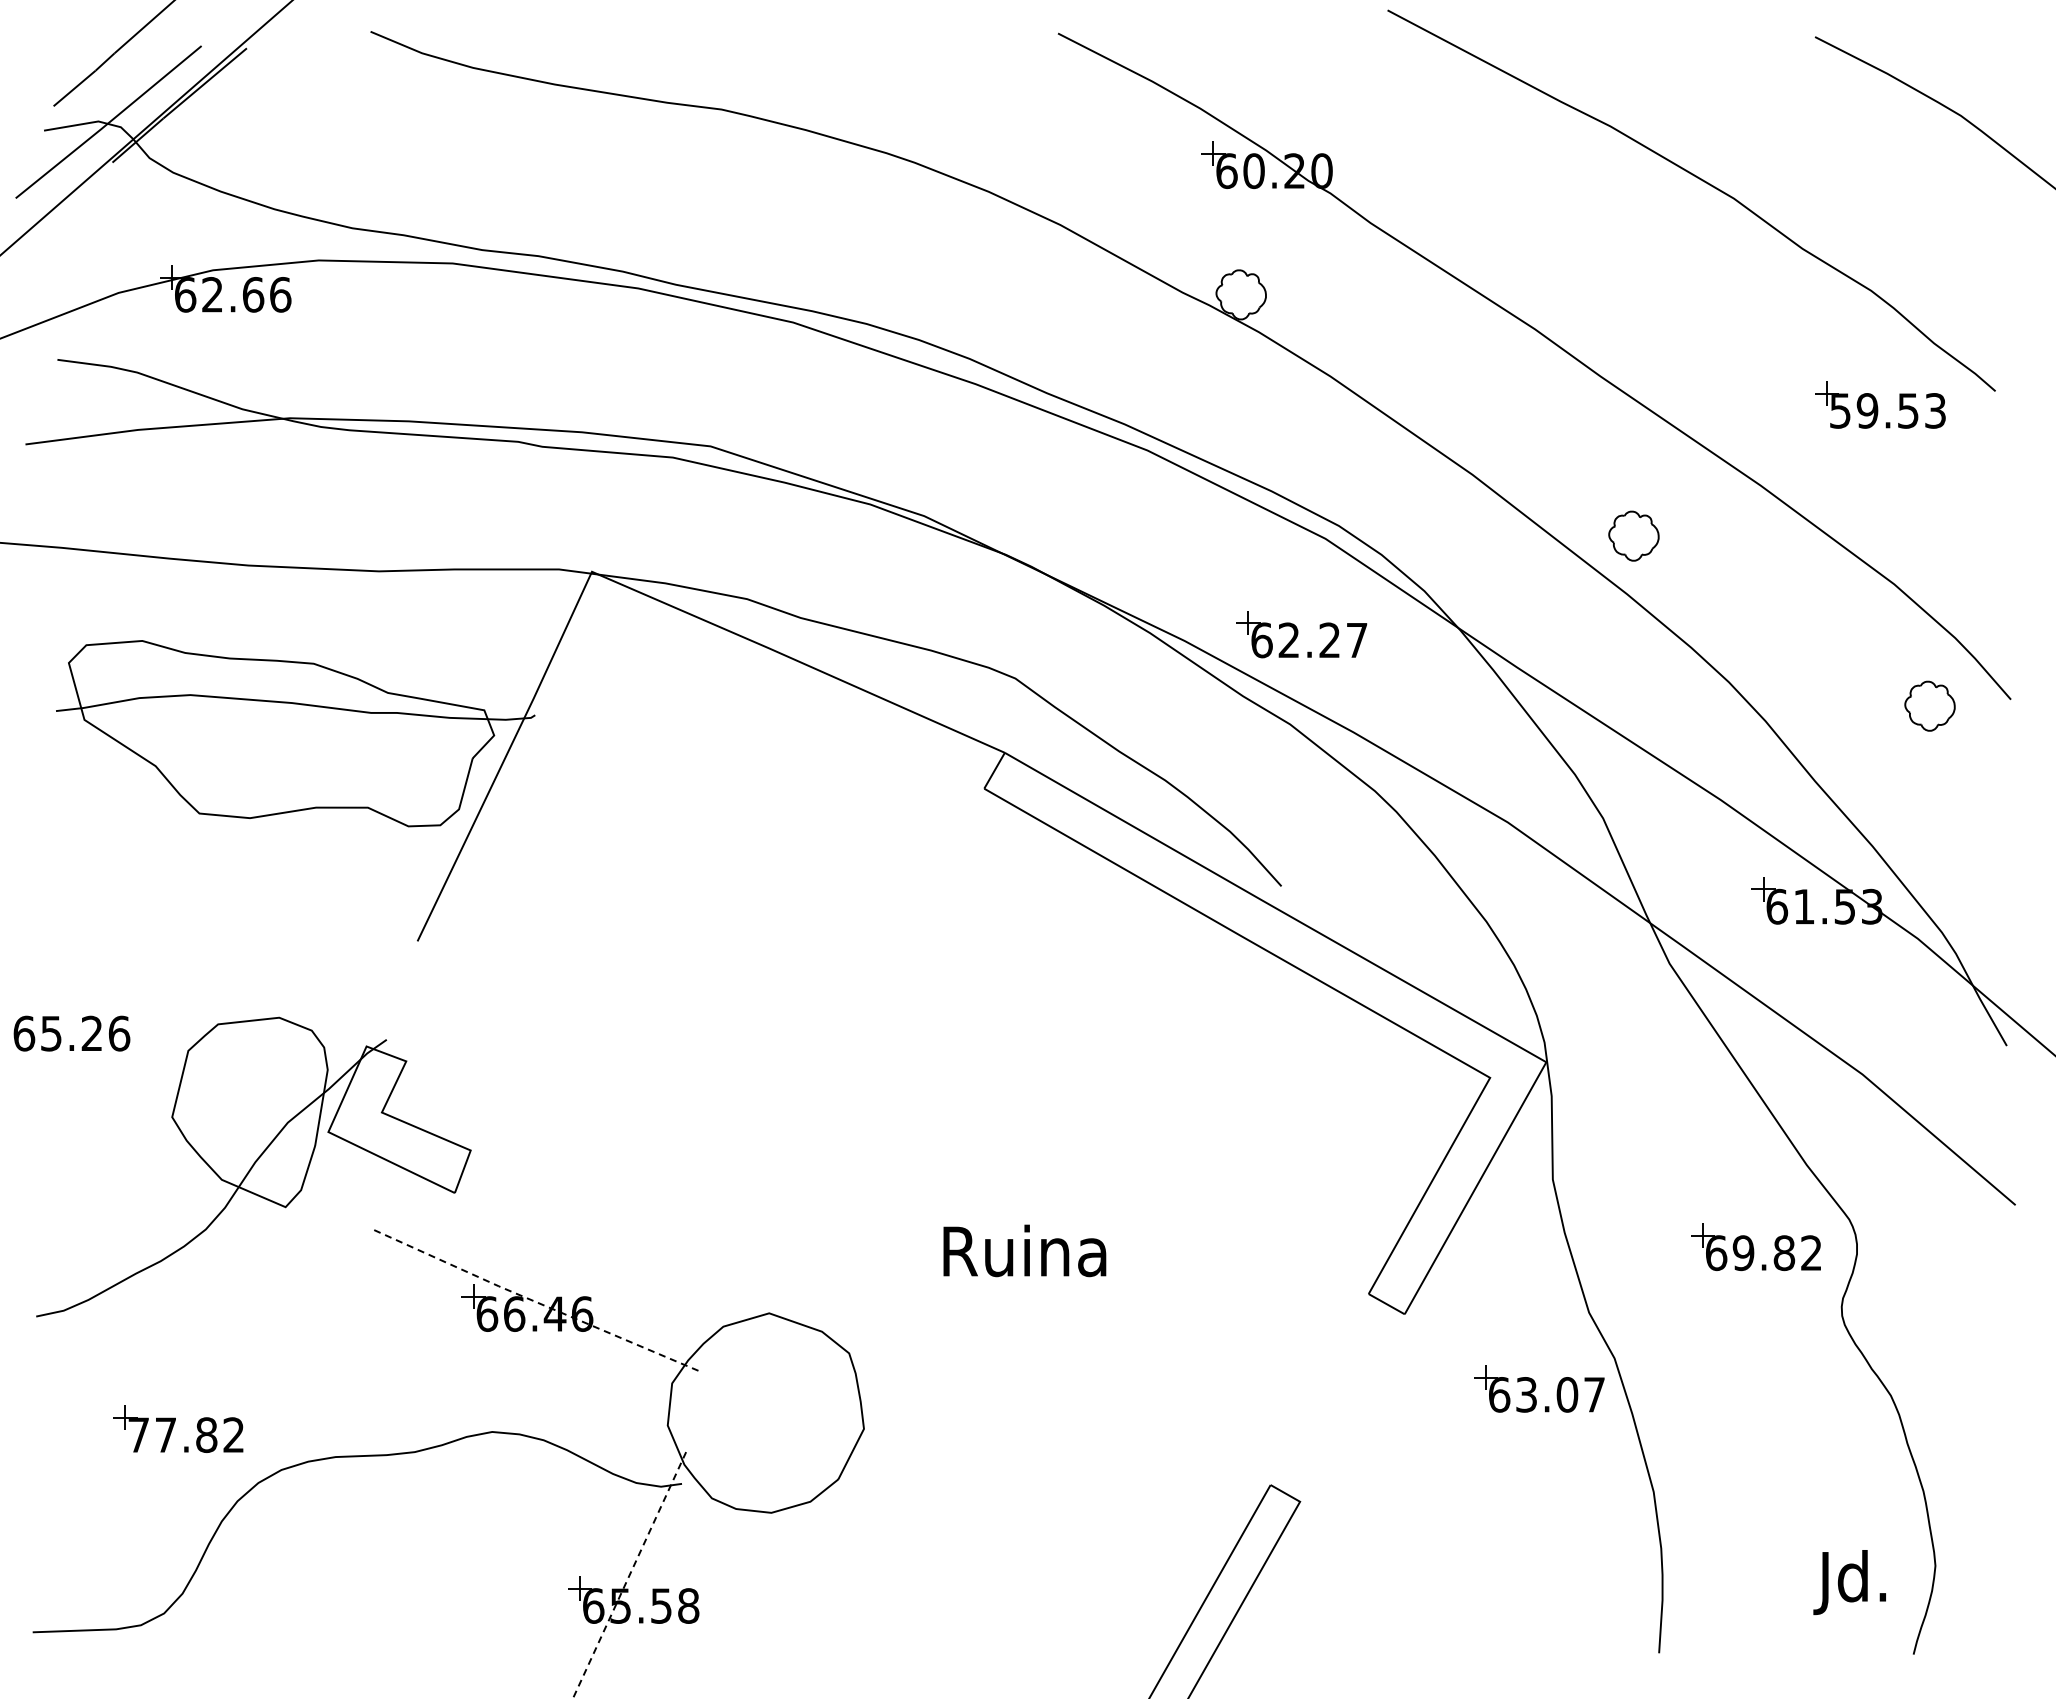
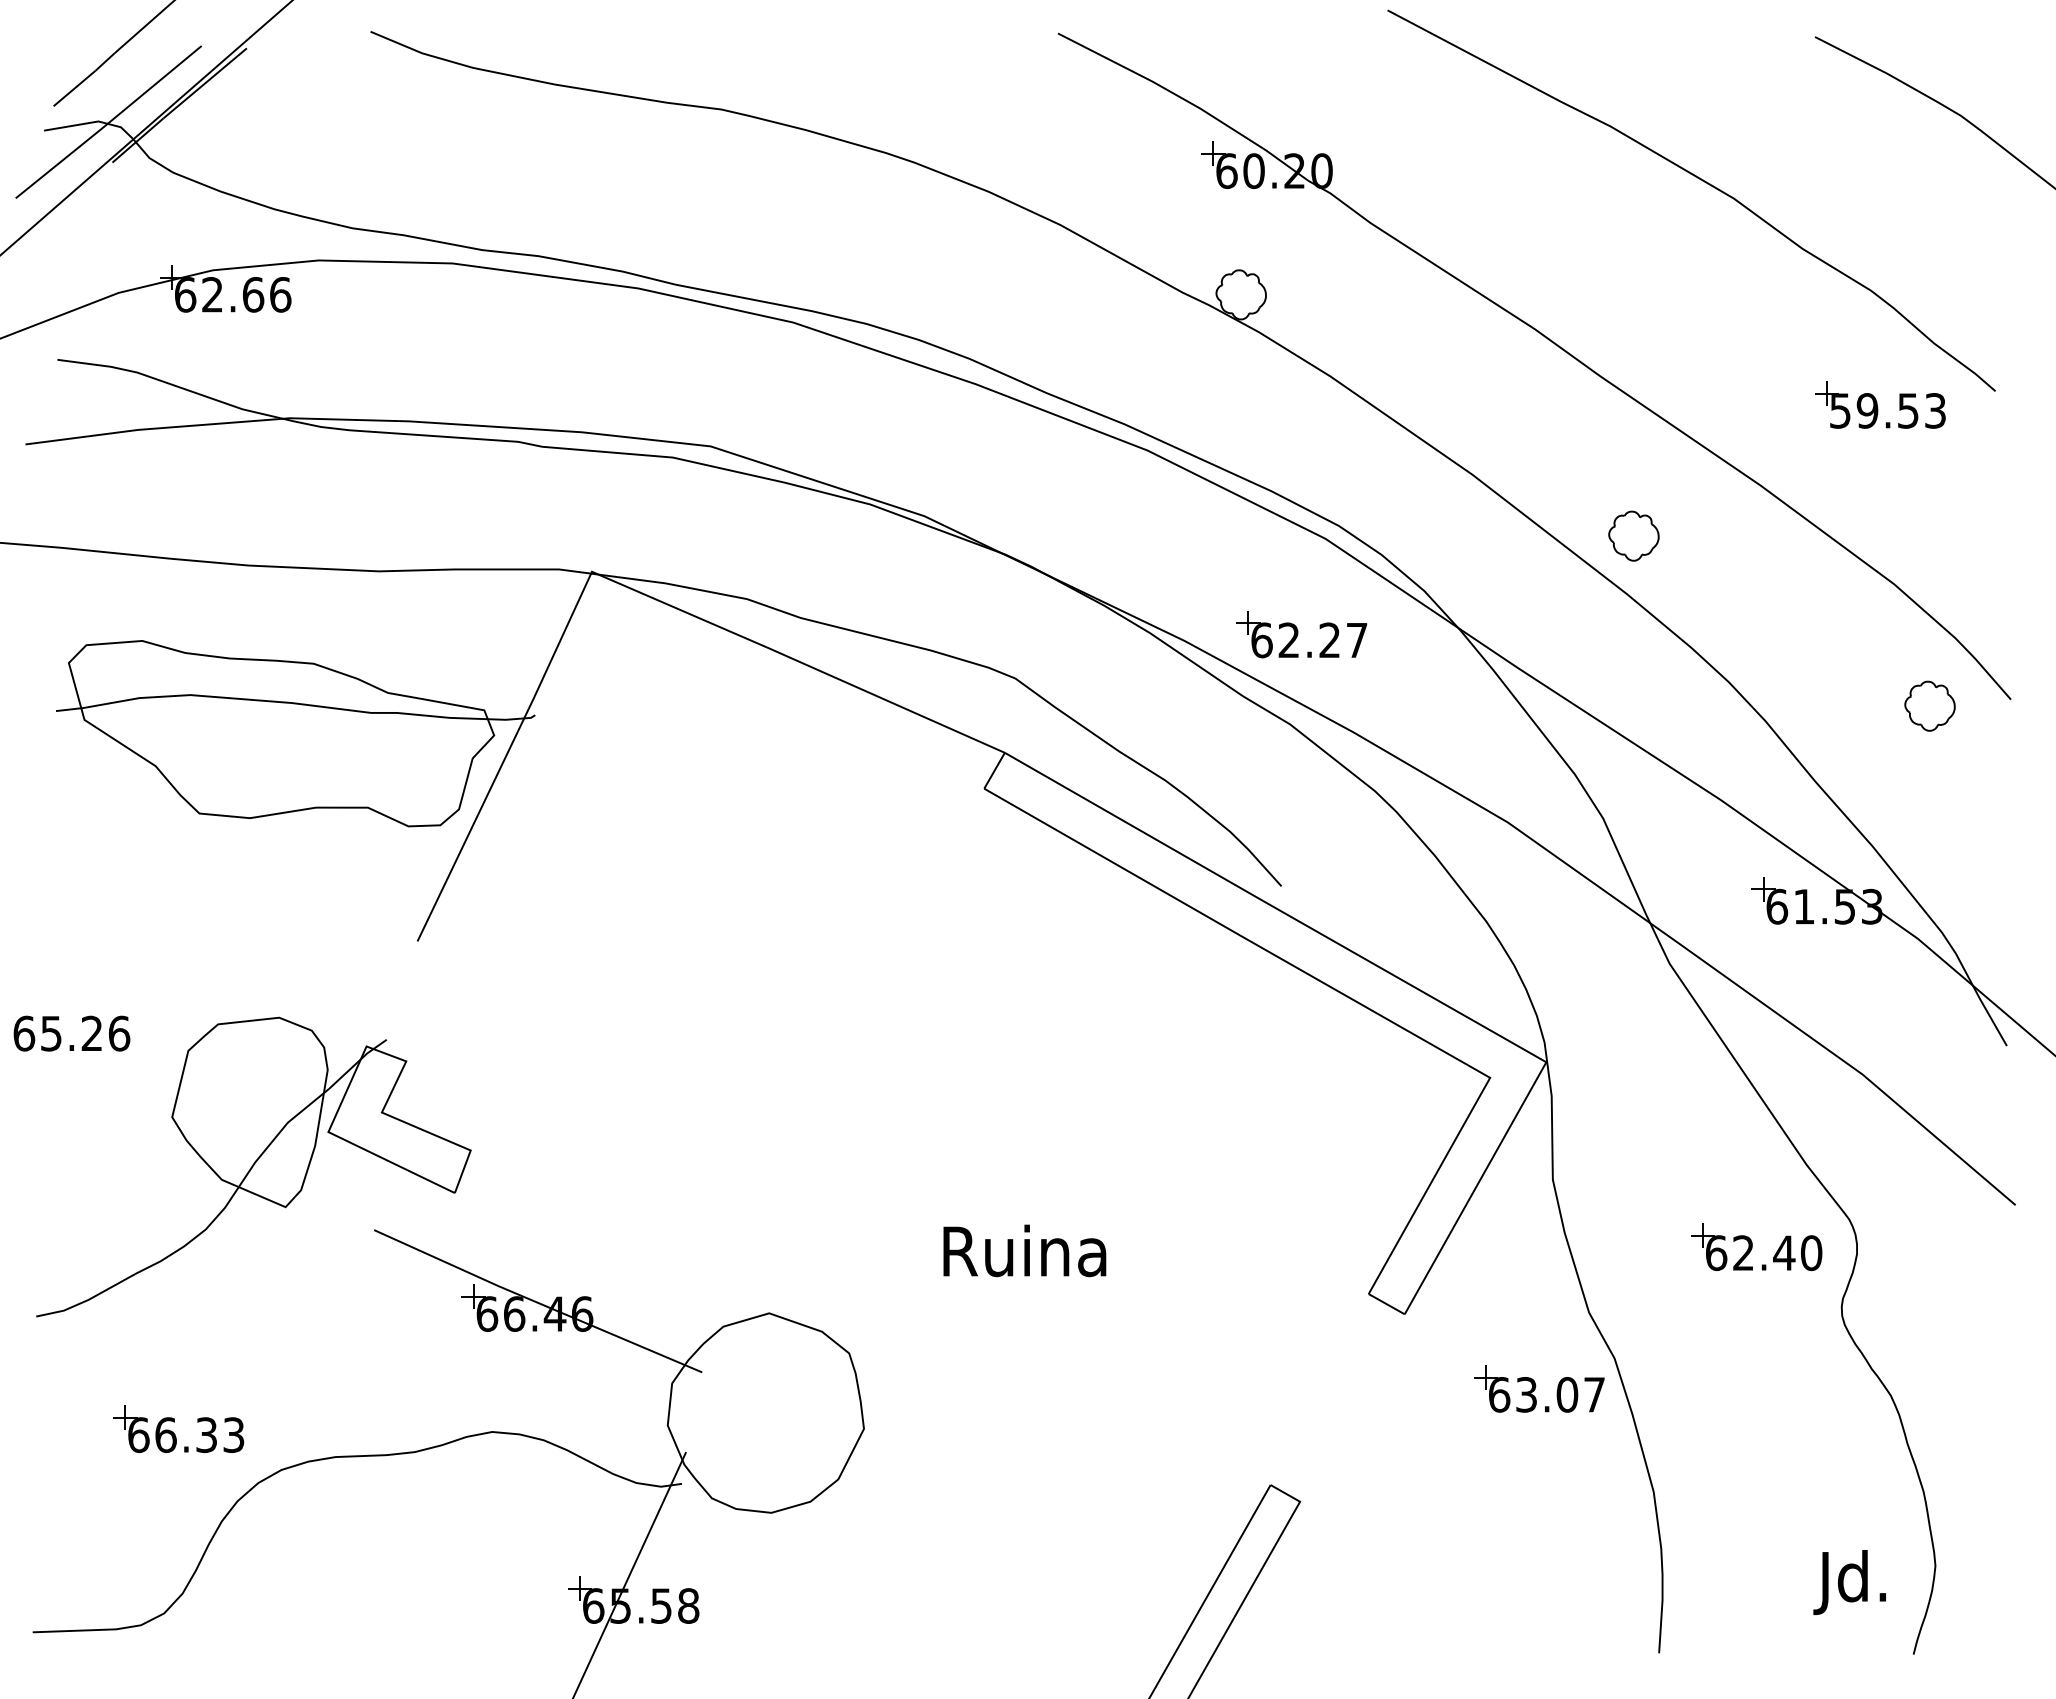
text: 69.82 -> 62.40 (1777, 1253)
line: dashed -> solid (537, 1302)
text: 77.82 -> 66.33 (186, 1435)
line: dashed -> solid (629, 1575)
